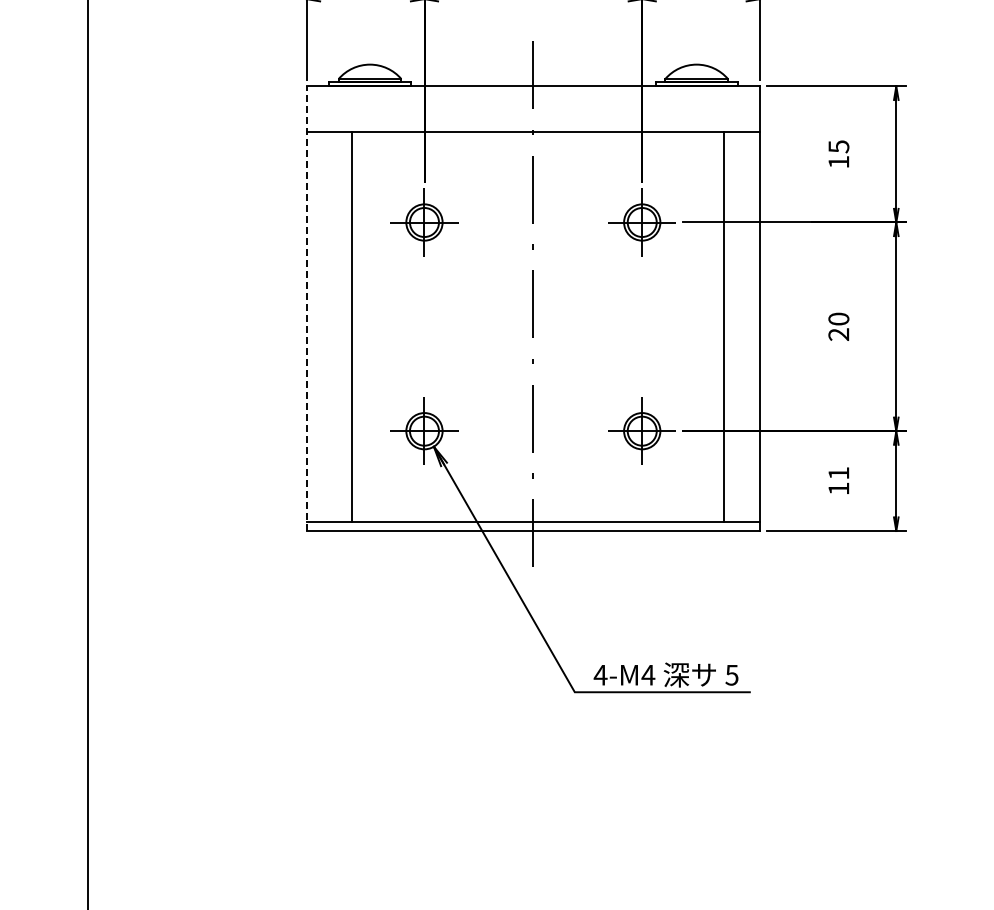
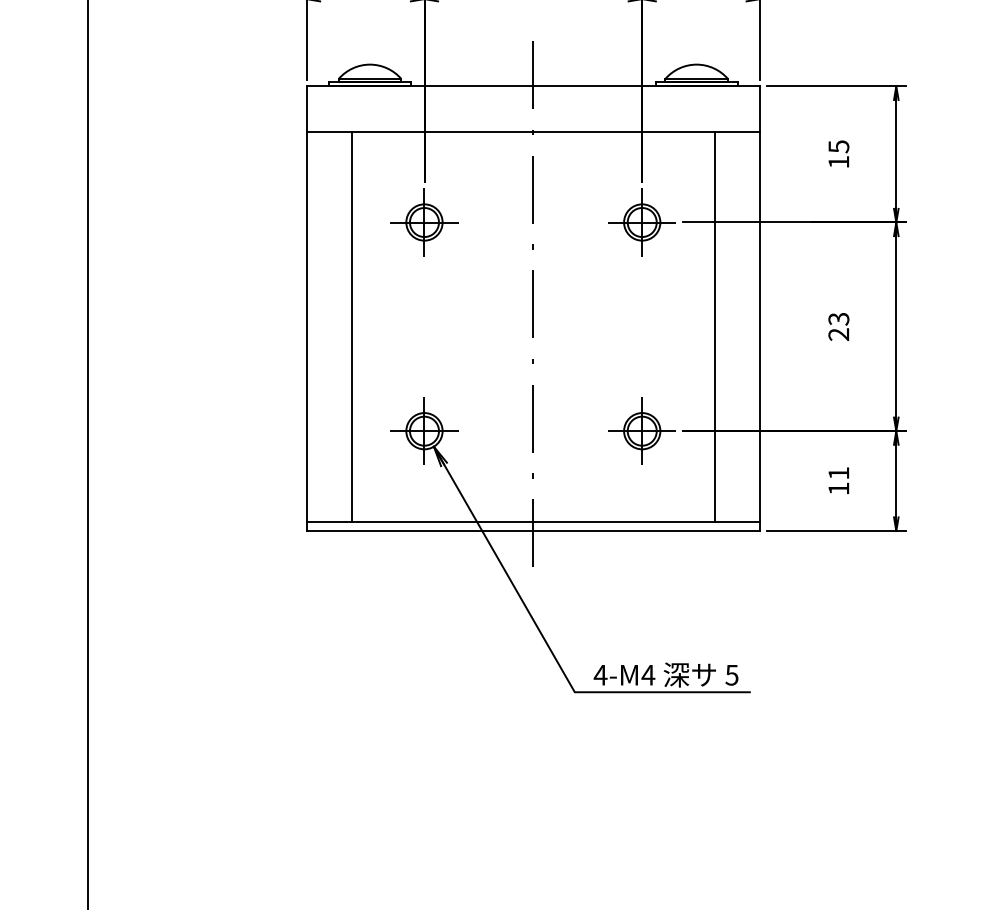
line: dashed -> solid (306, 308)
text: 20 -> 23 (838, 318)
line position: (723, 326) -> (714, 326) (714, 326)
